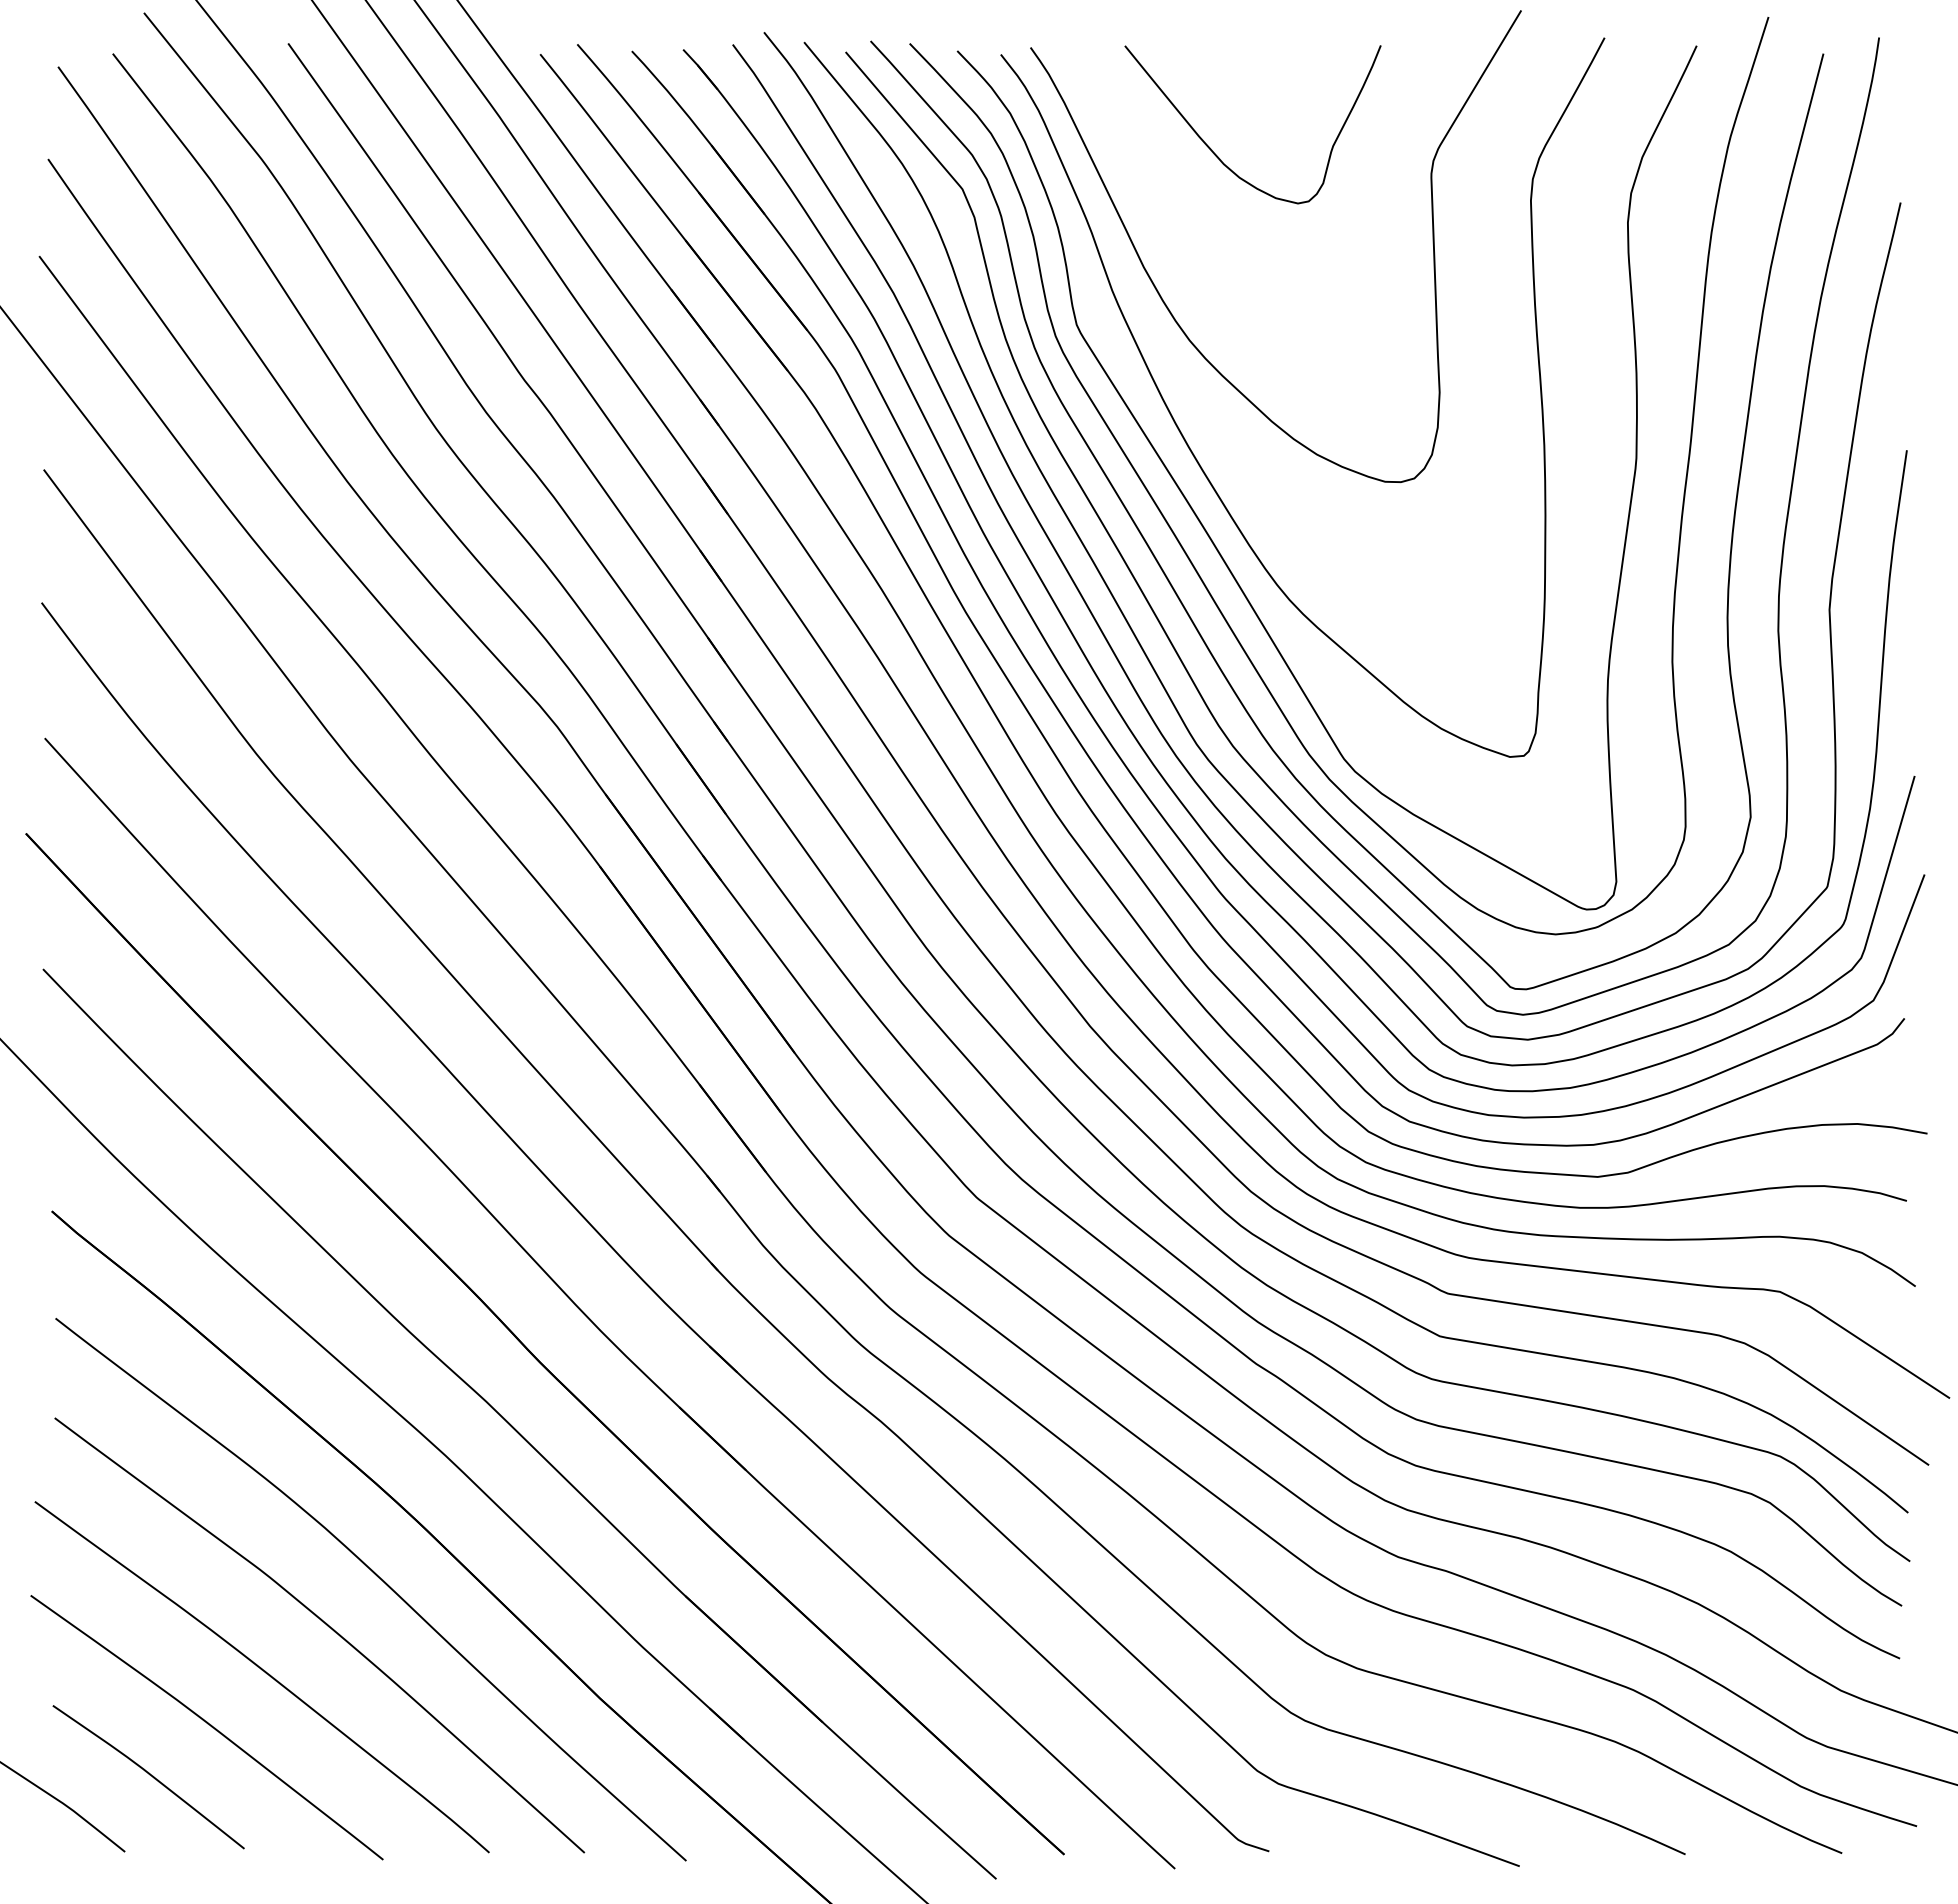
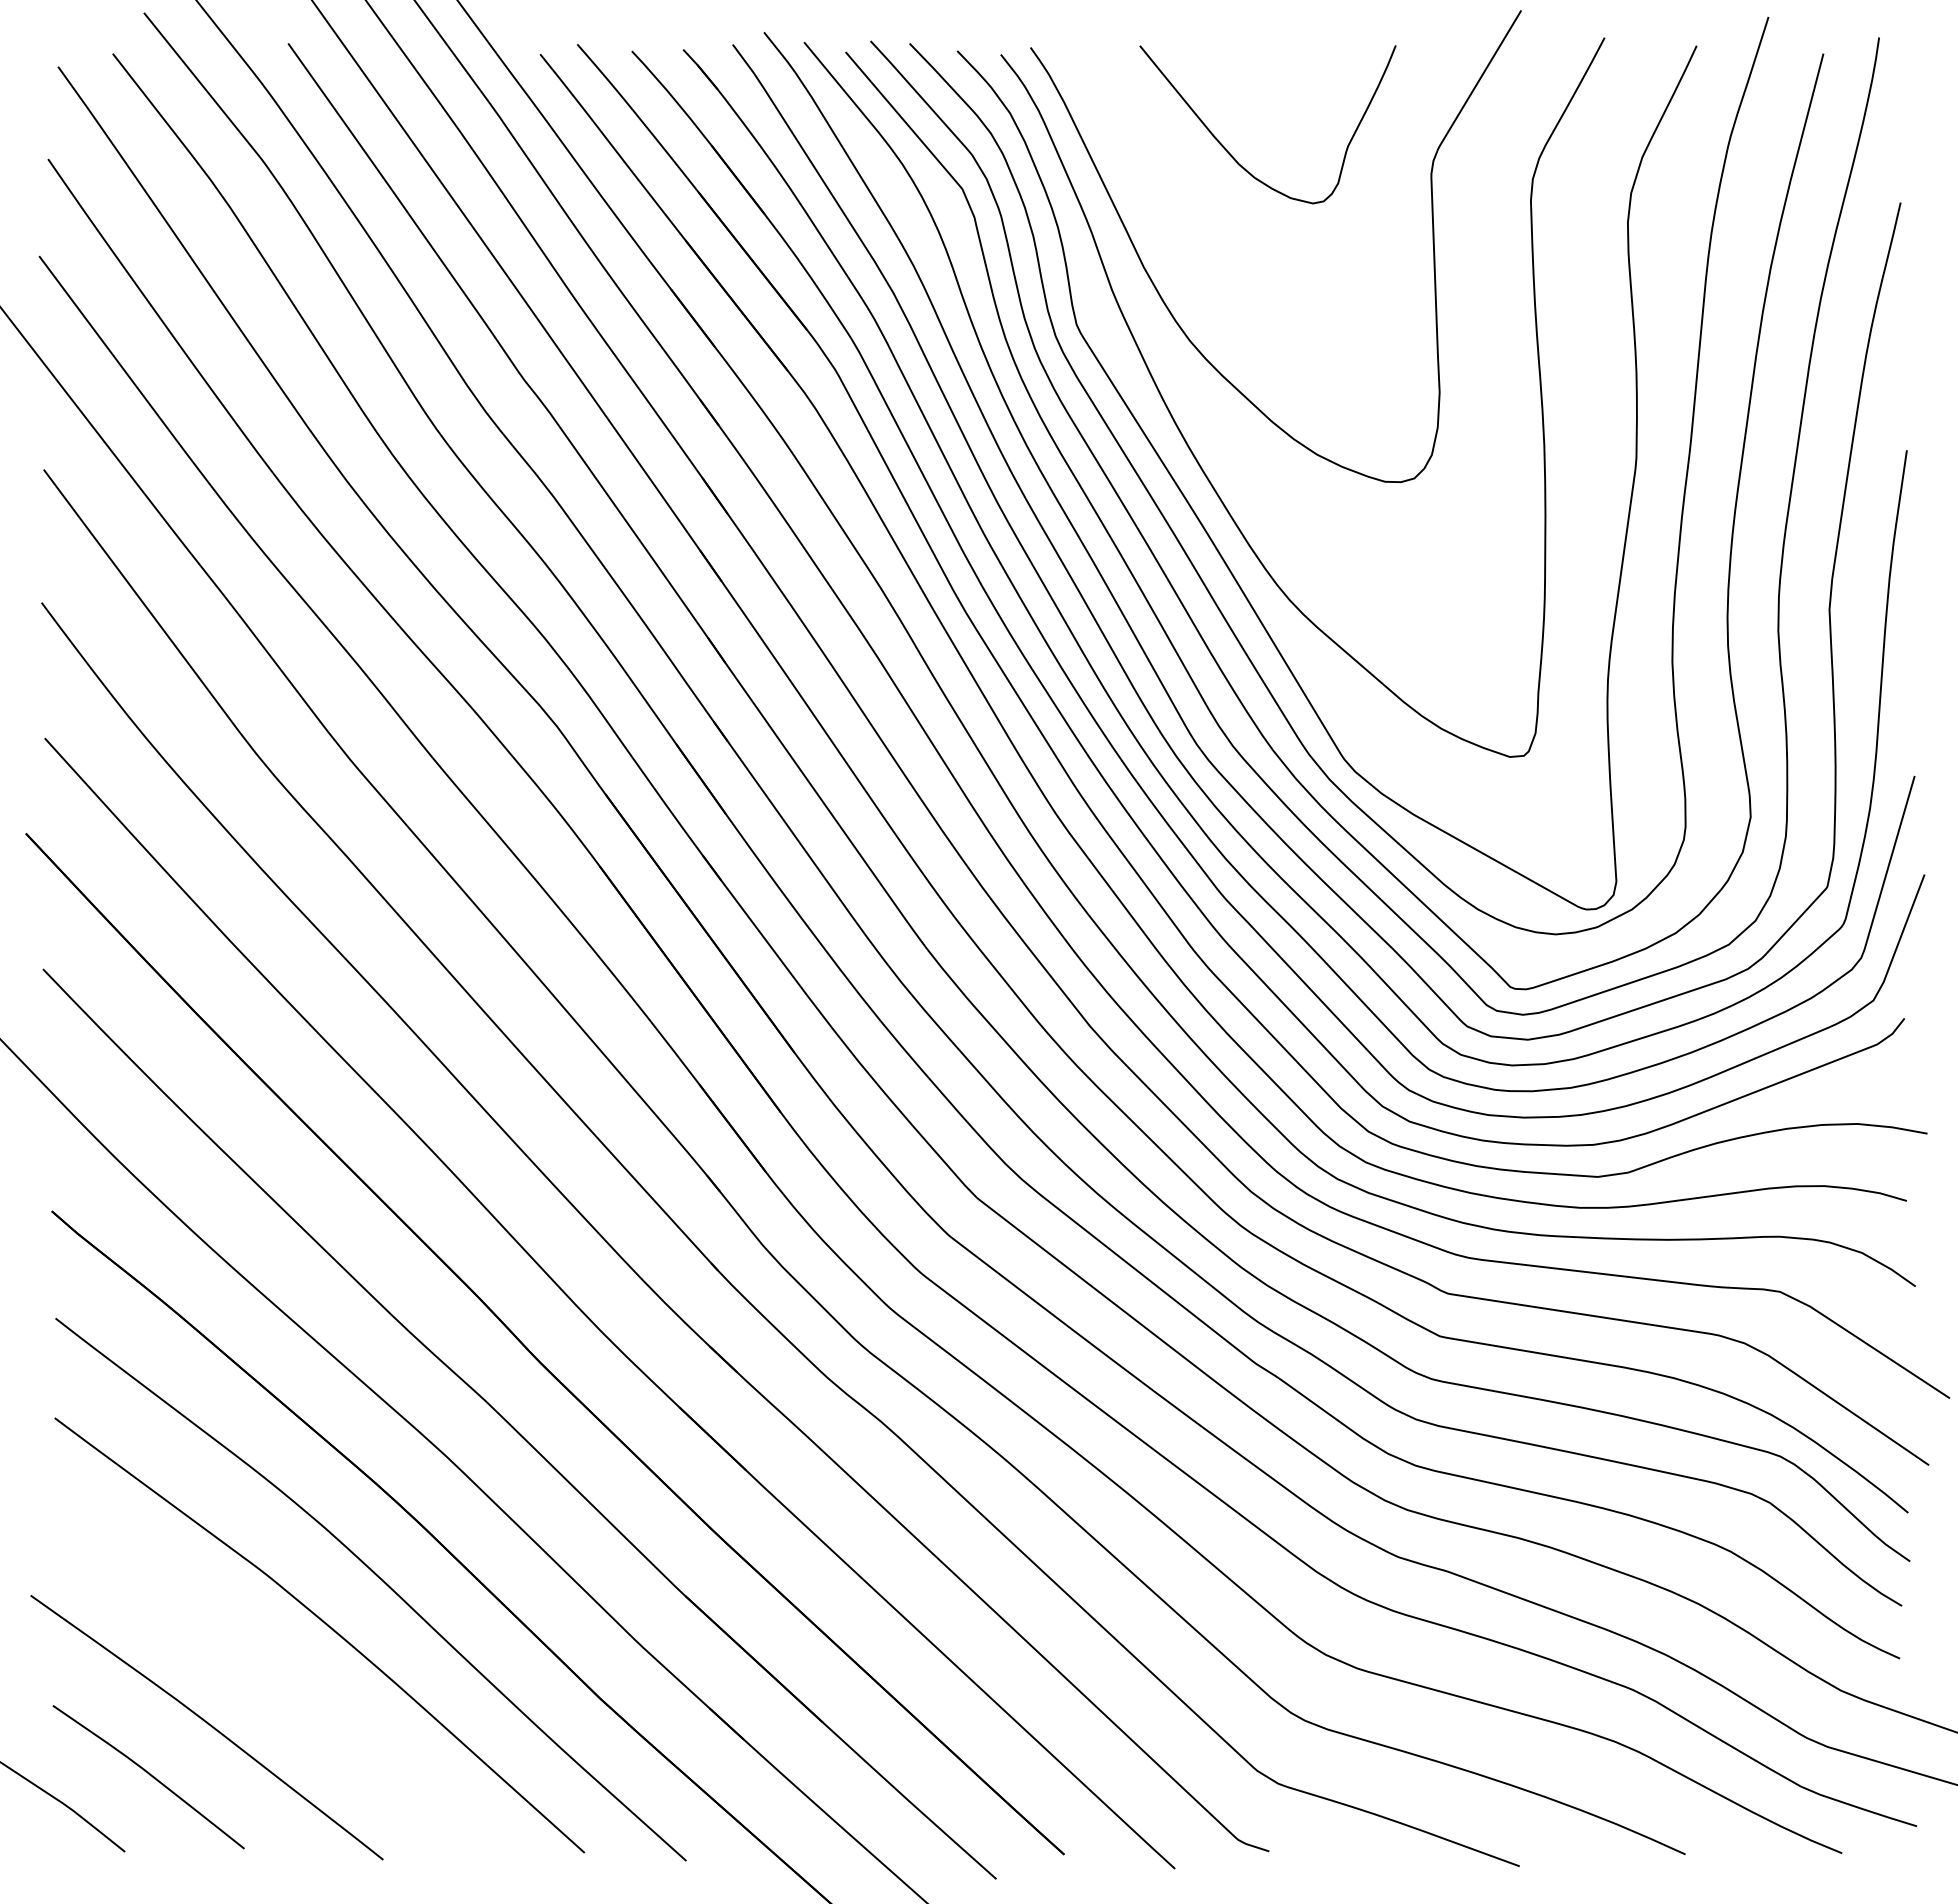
curve position: (1219, 157) -> (1234, 157) (1234, 157)
curve: present -> none (265, 1673)
